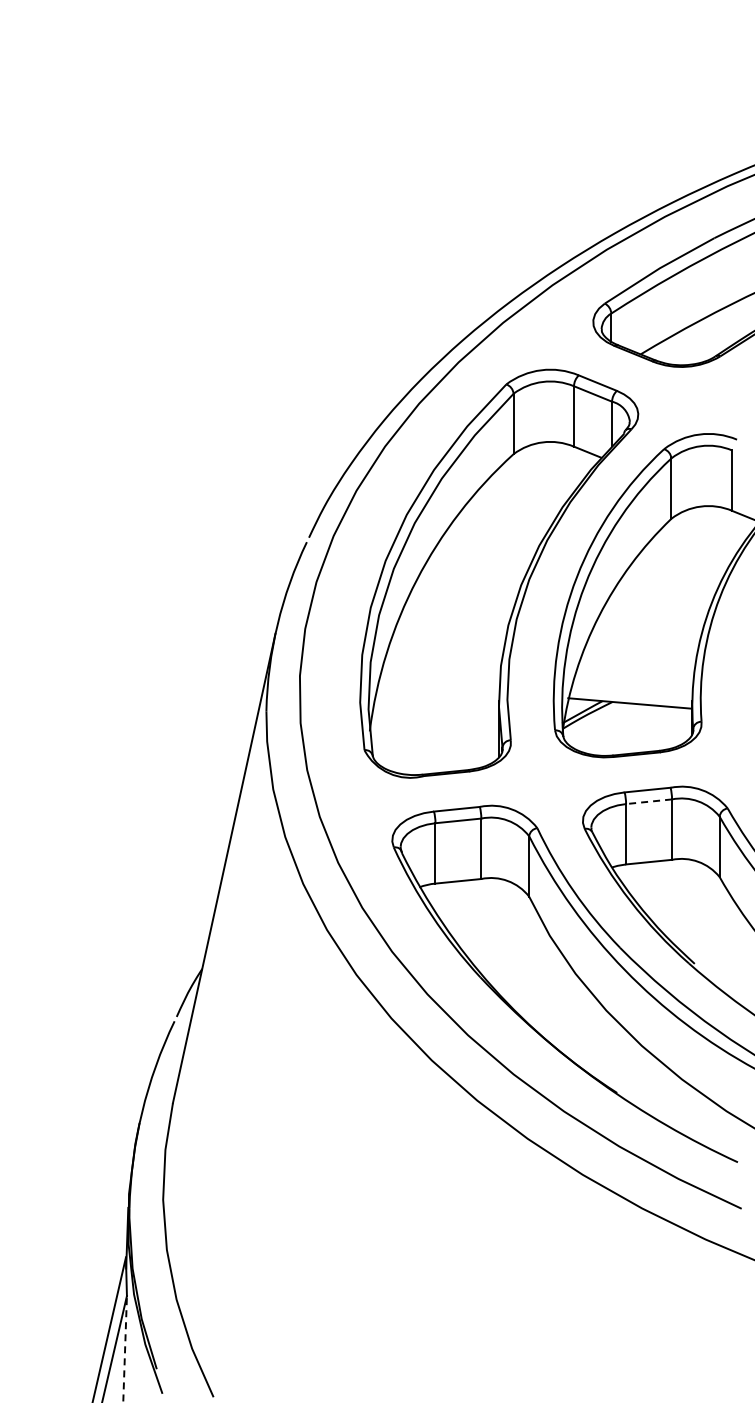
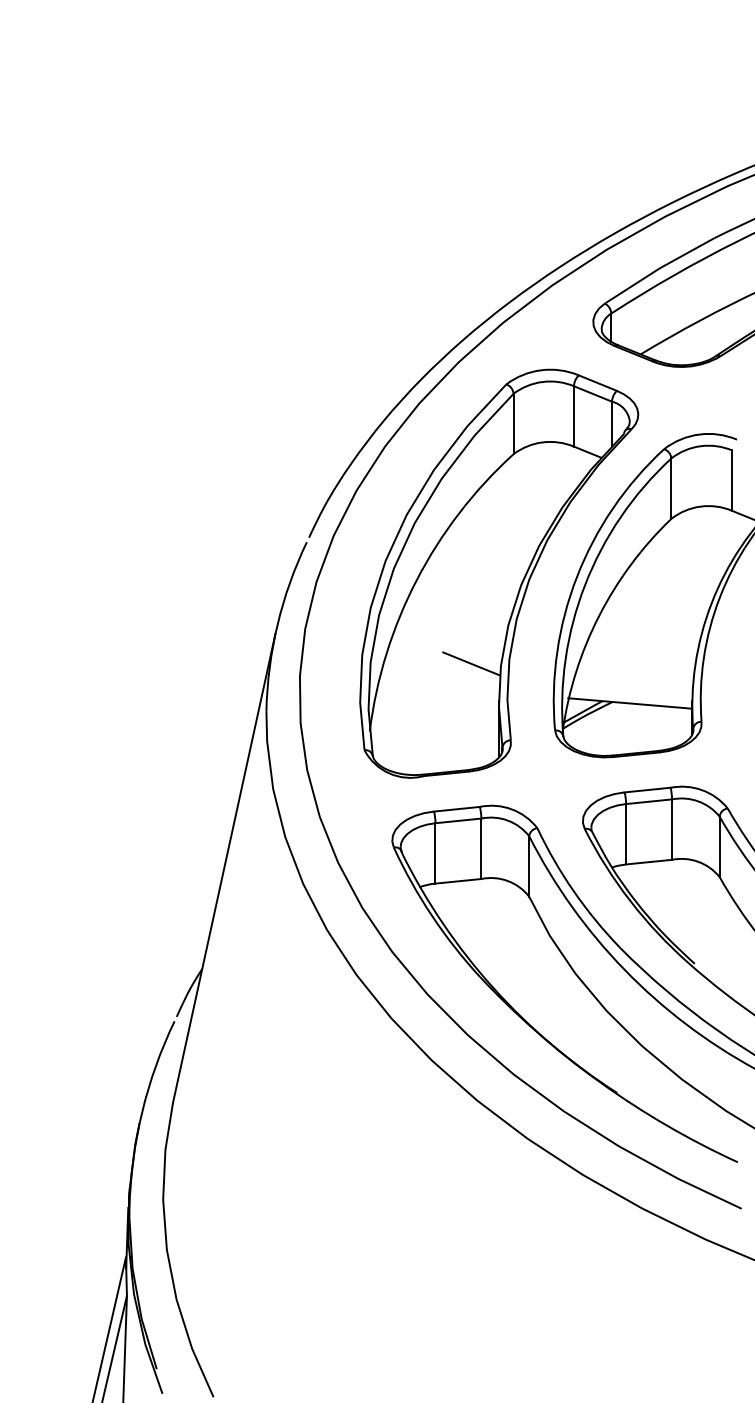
line: none -> present (471, 663)
line: dashed -> solid (648, 801)
line: dashed -> solid (125, 1348)
